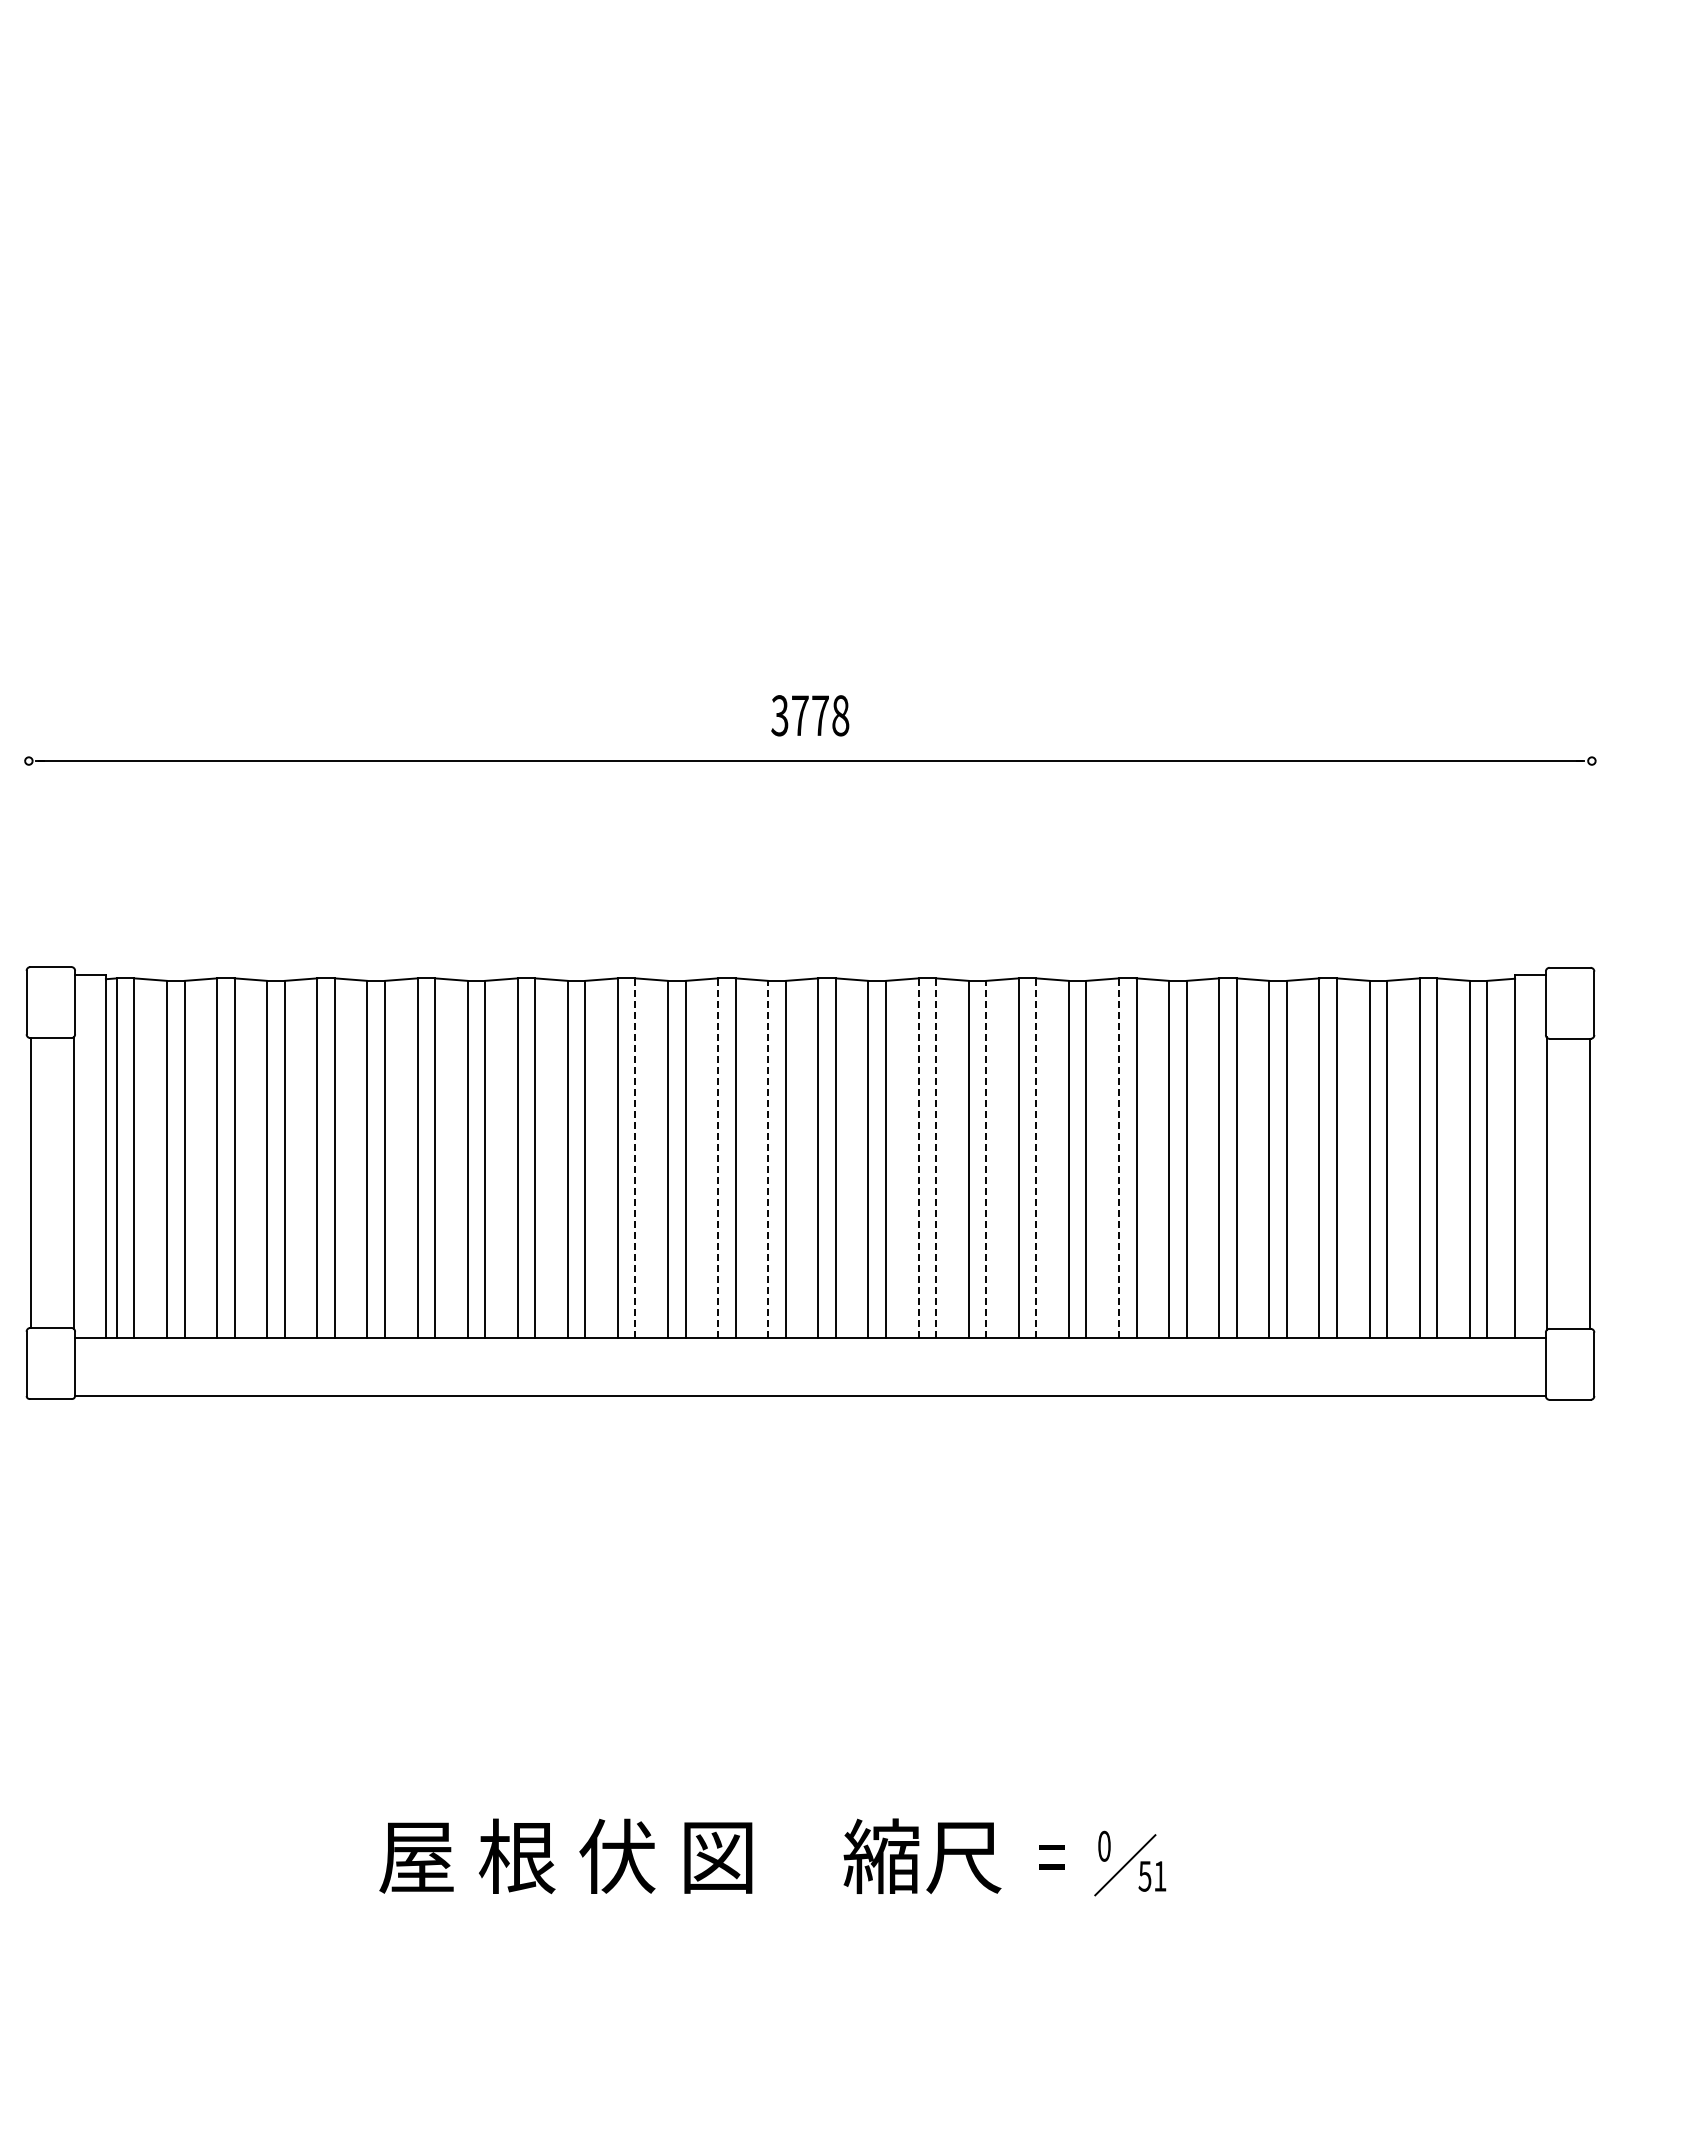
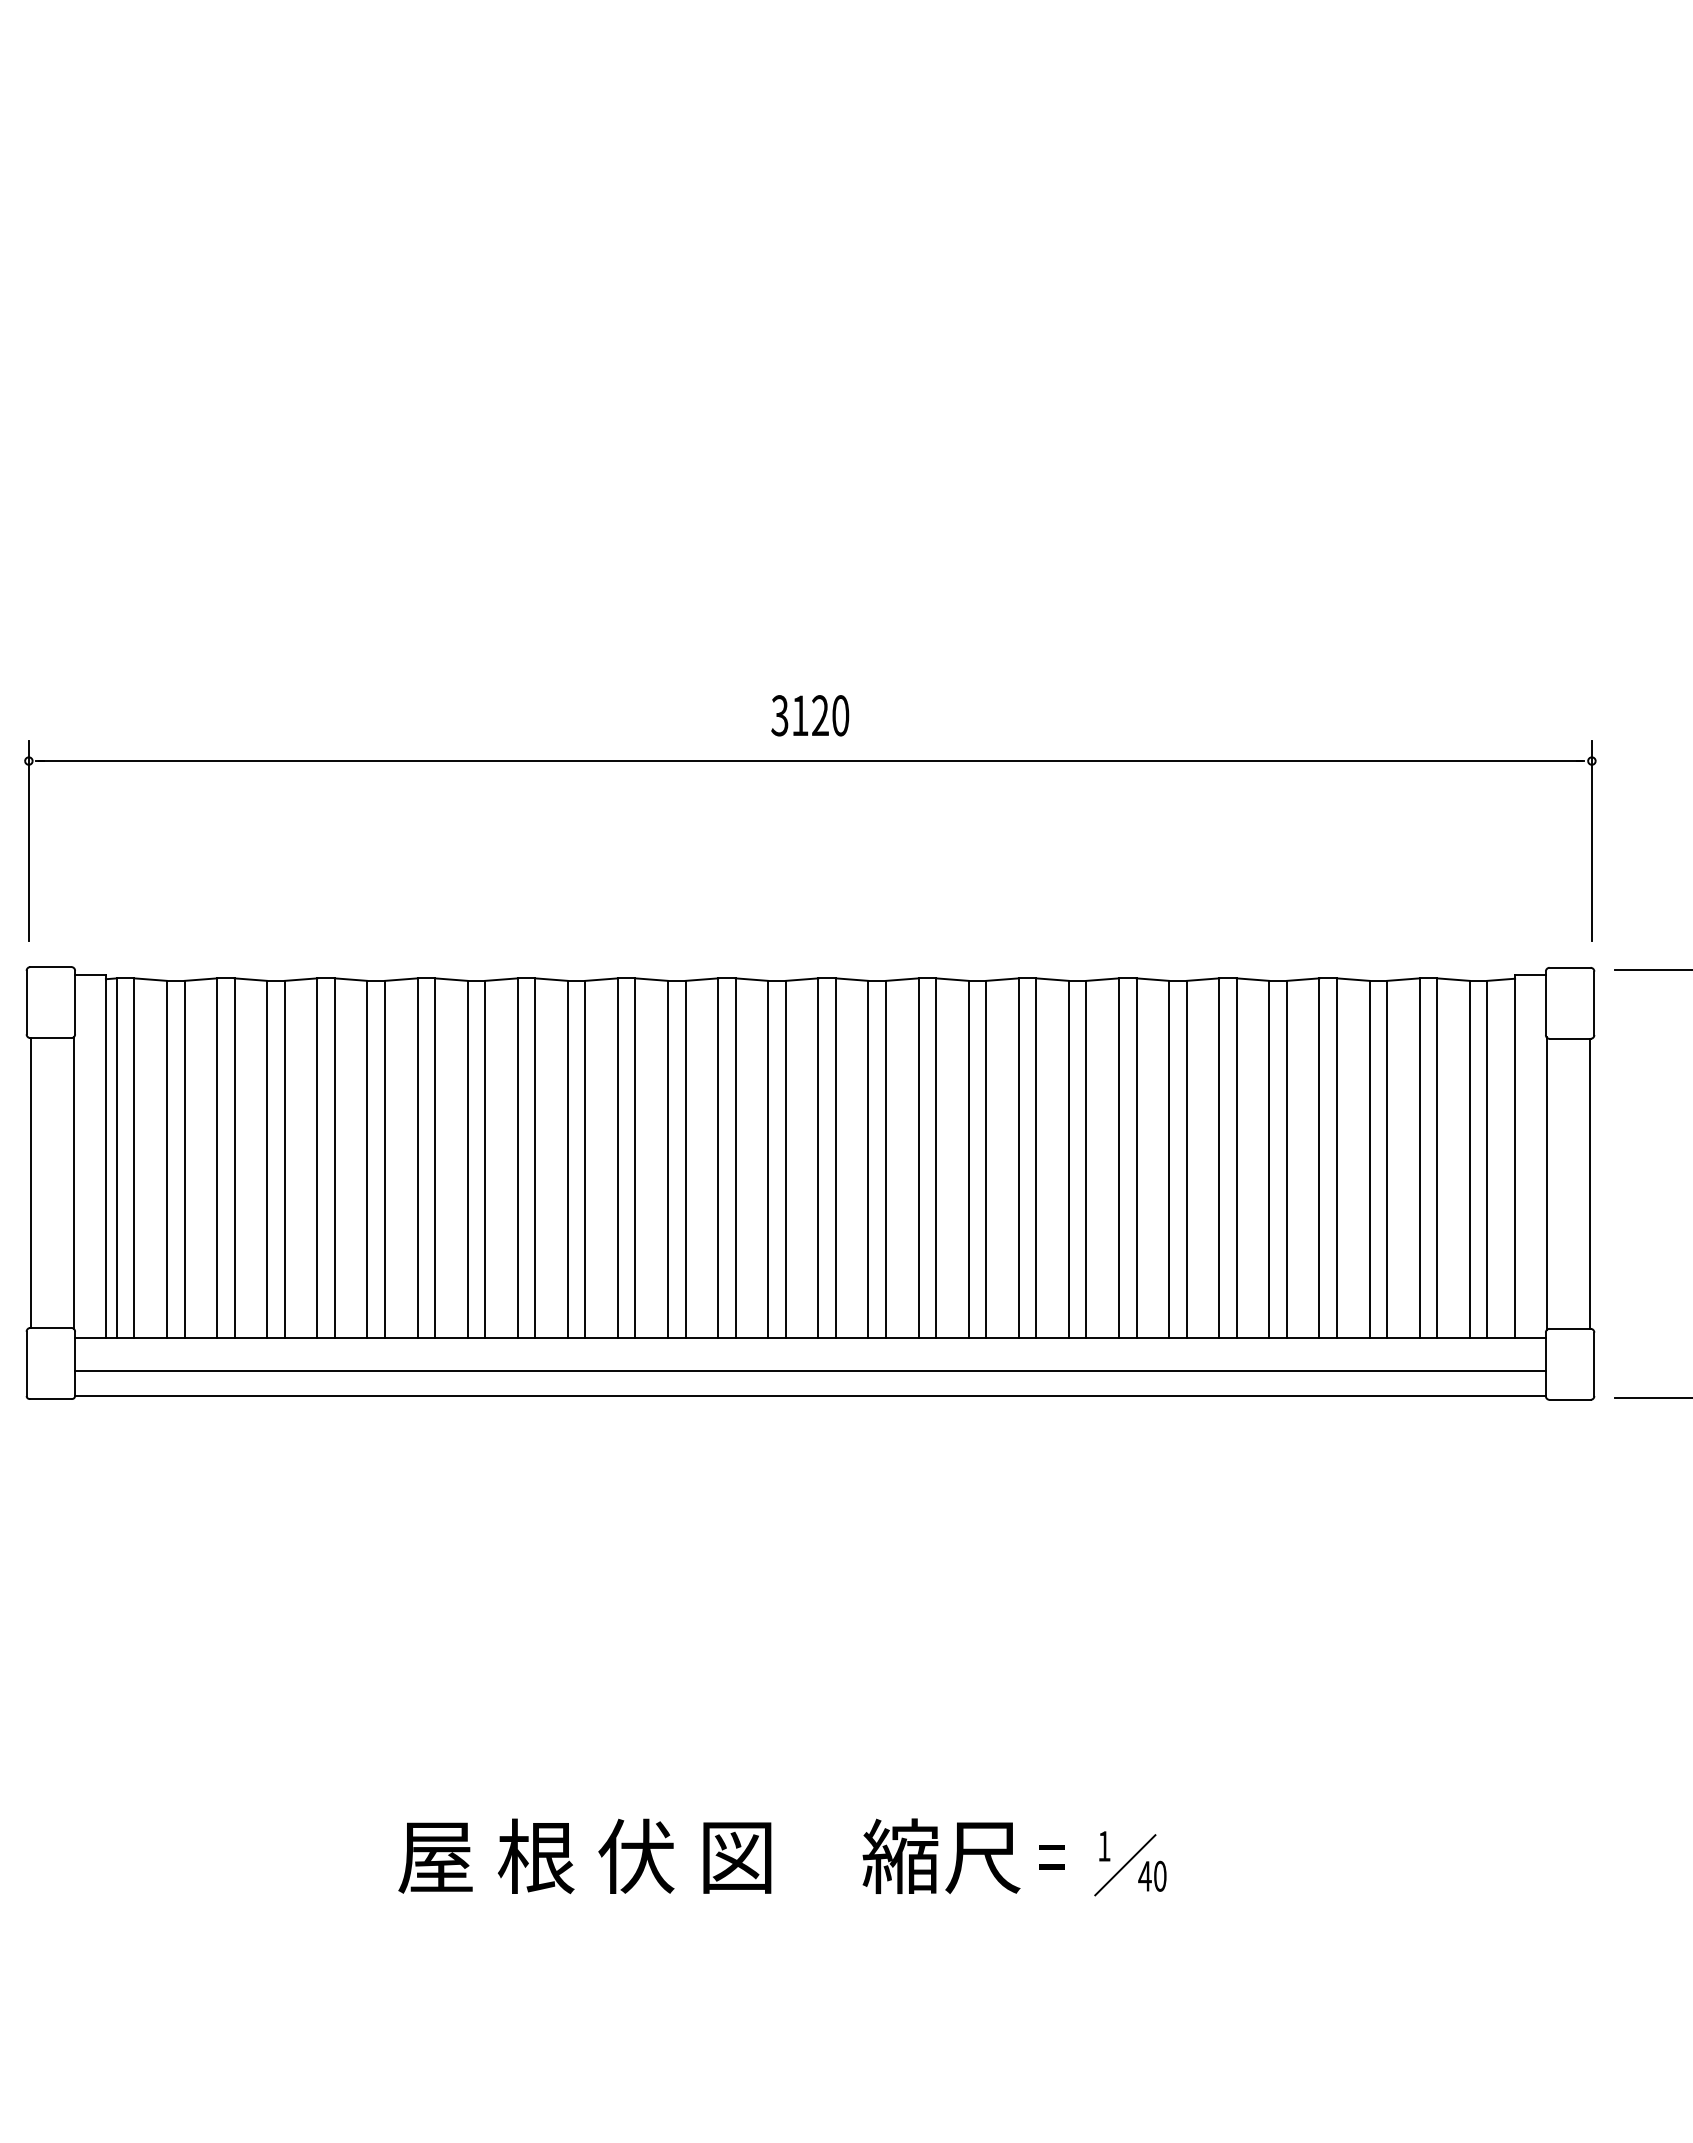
text: 3778 -> 3120 (820, 715)
line: none -> present (28, 841)
line: none -> present (1591, 841)
line: none -> present (1651, 969)
line: dashed -> solid (635, 1158)
line: dashed -> solid (718, 1158)
line: dashed -> solid (918, 1158)
line: dashed -> solid (936, 1158)
line: dashed -> solid (1036, 1158)
line: dashed -> solid (1118, 1158)
line: dashed -> solid (768, 1159)
line: dashed -> solid (986, 1159)
line: none -> present (810, 1370)
line: none -> present (1651, 1398)
text: 0 -> 1 (1104, 1845)
text position: (690, 1856) -> (709, 1856) (709, 1856)
text: 51 -> 40 (1152, 1875)
